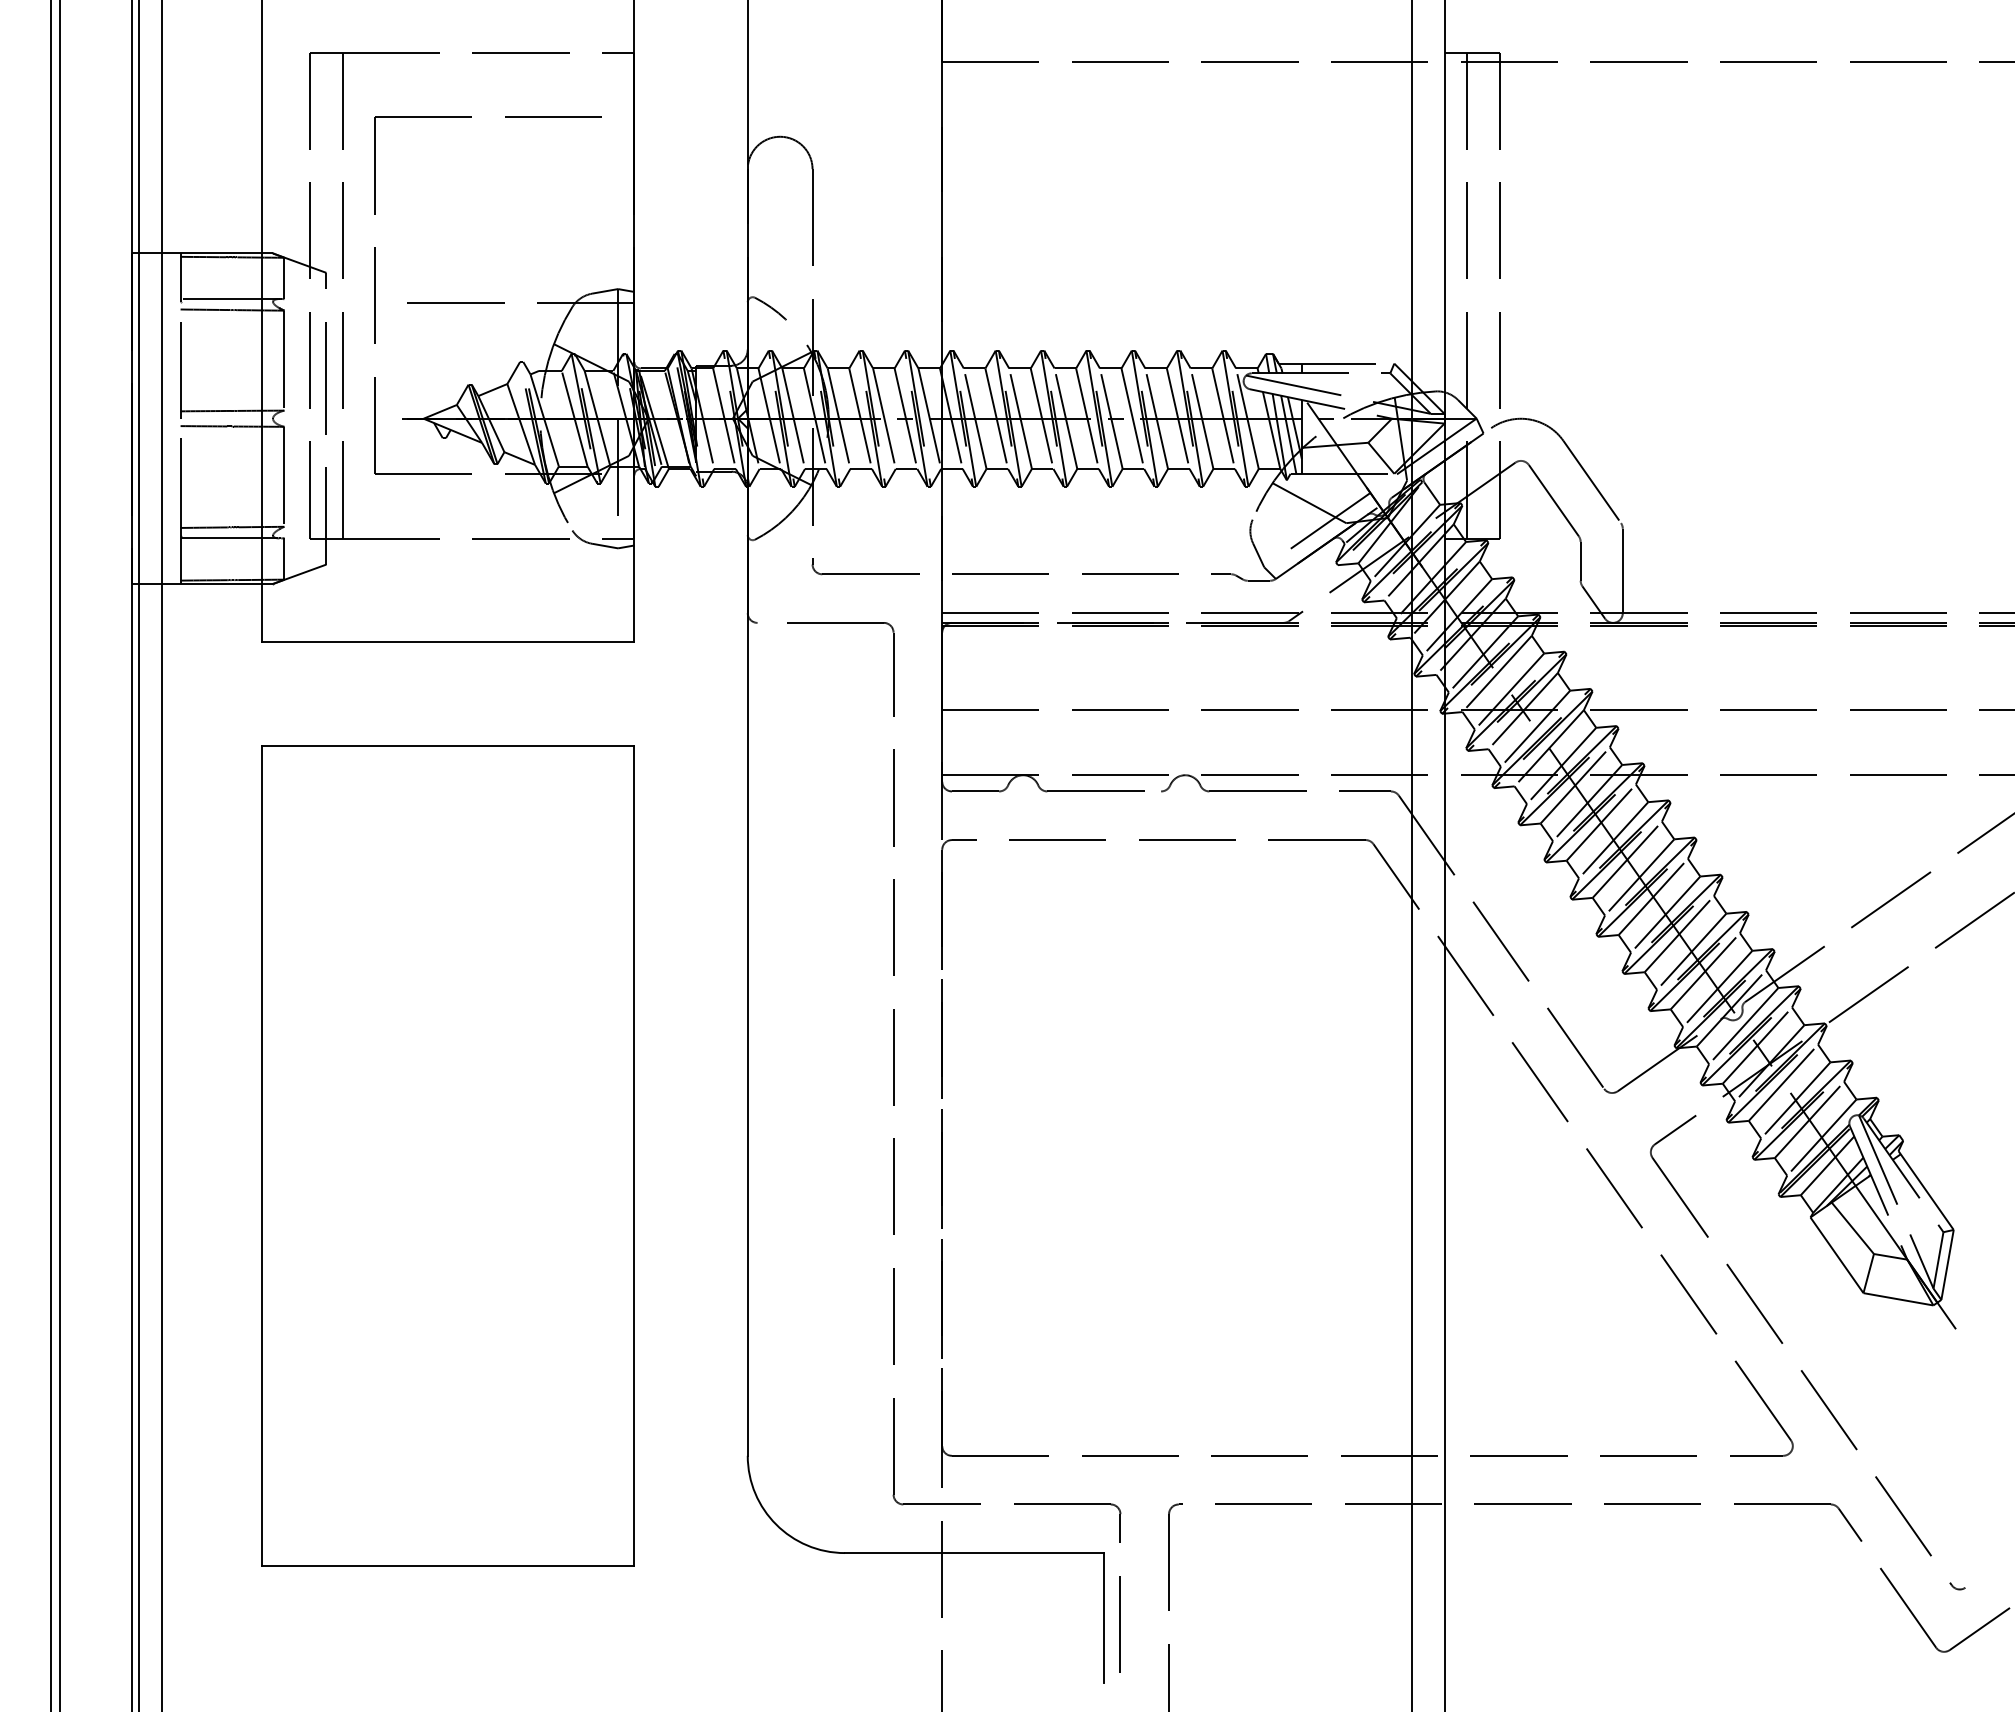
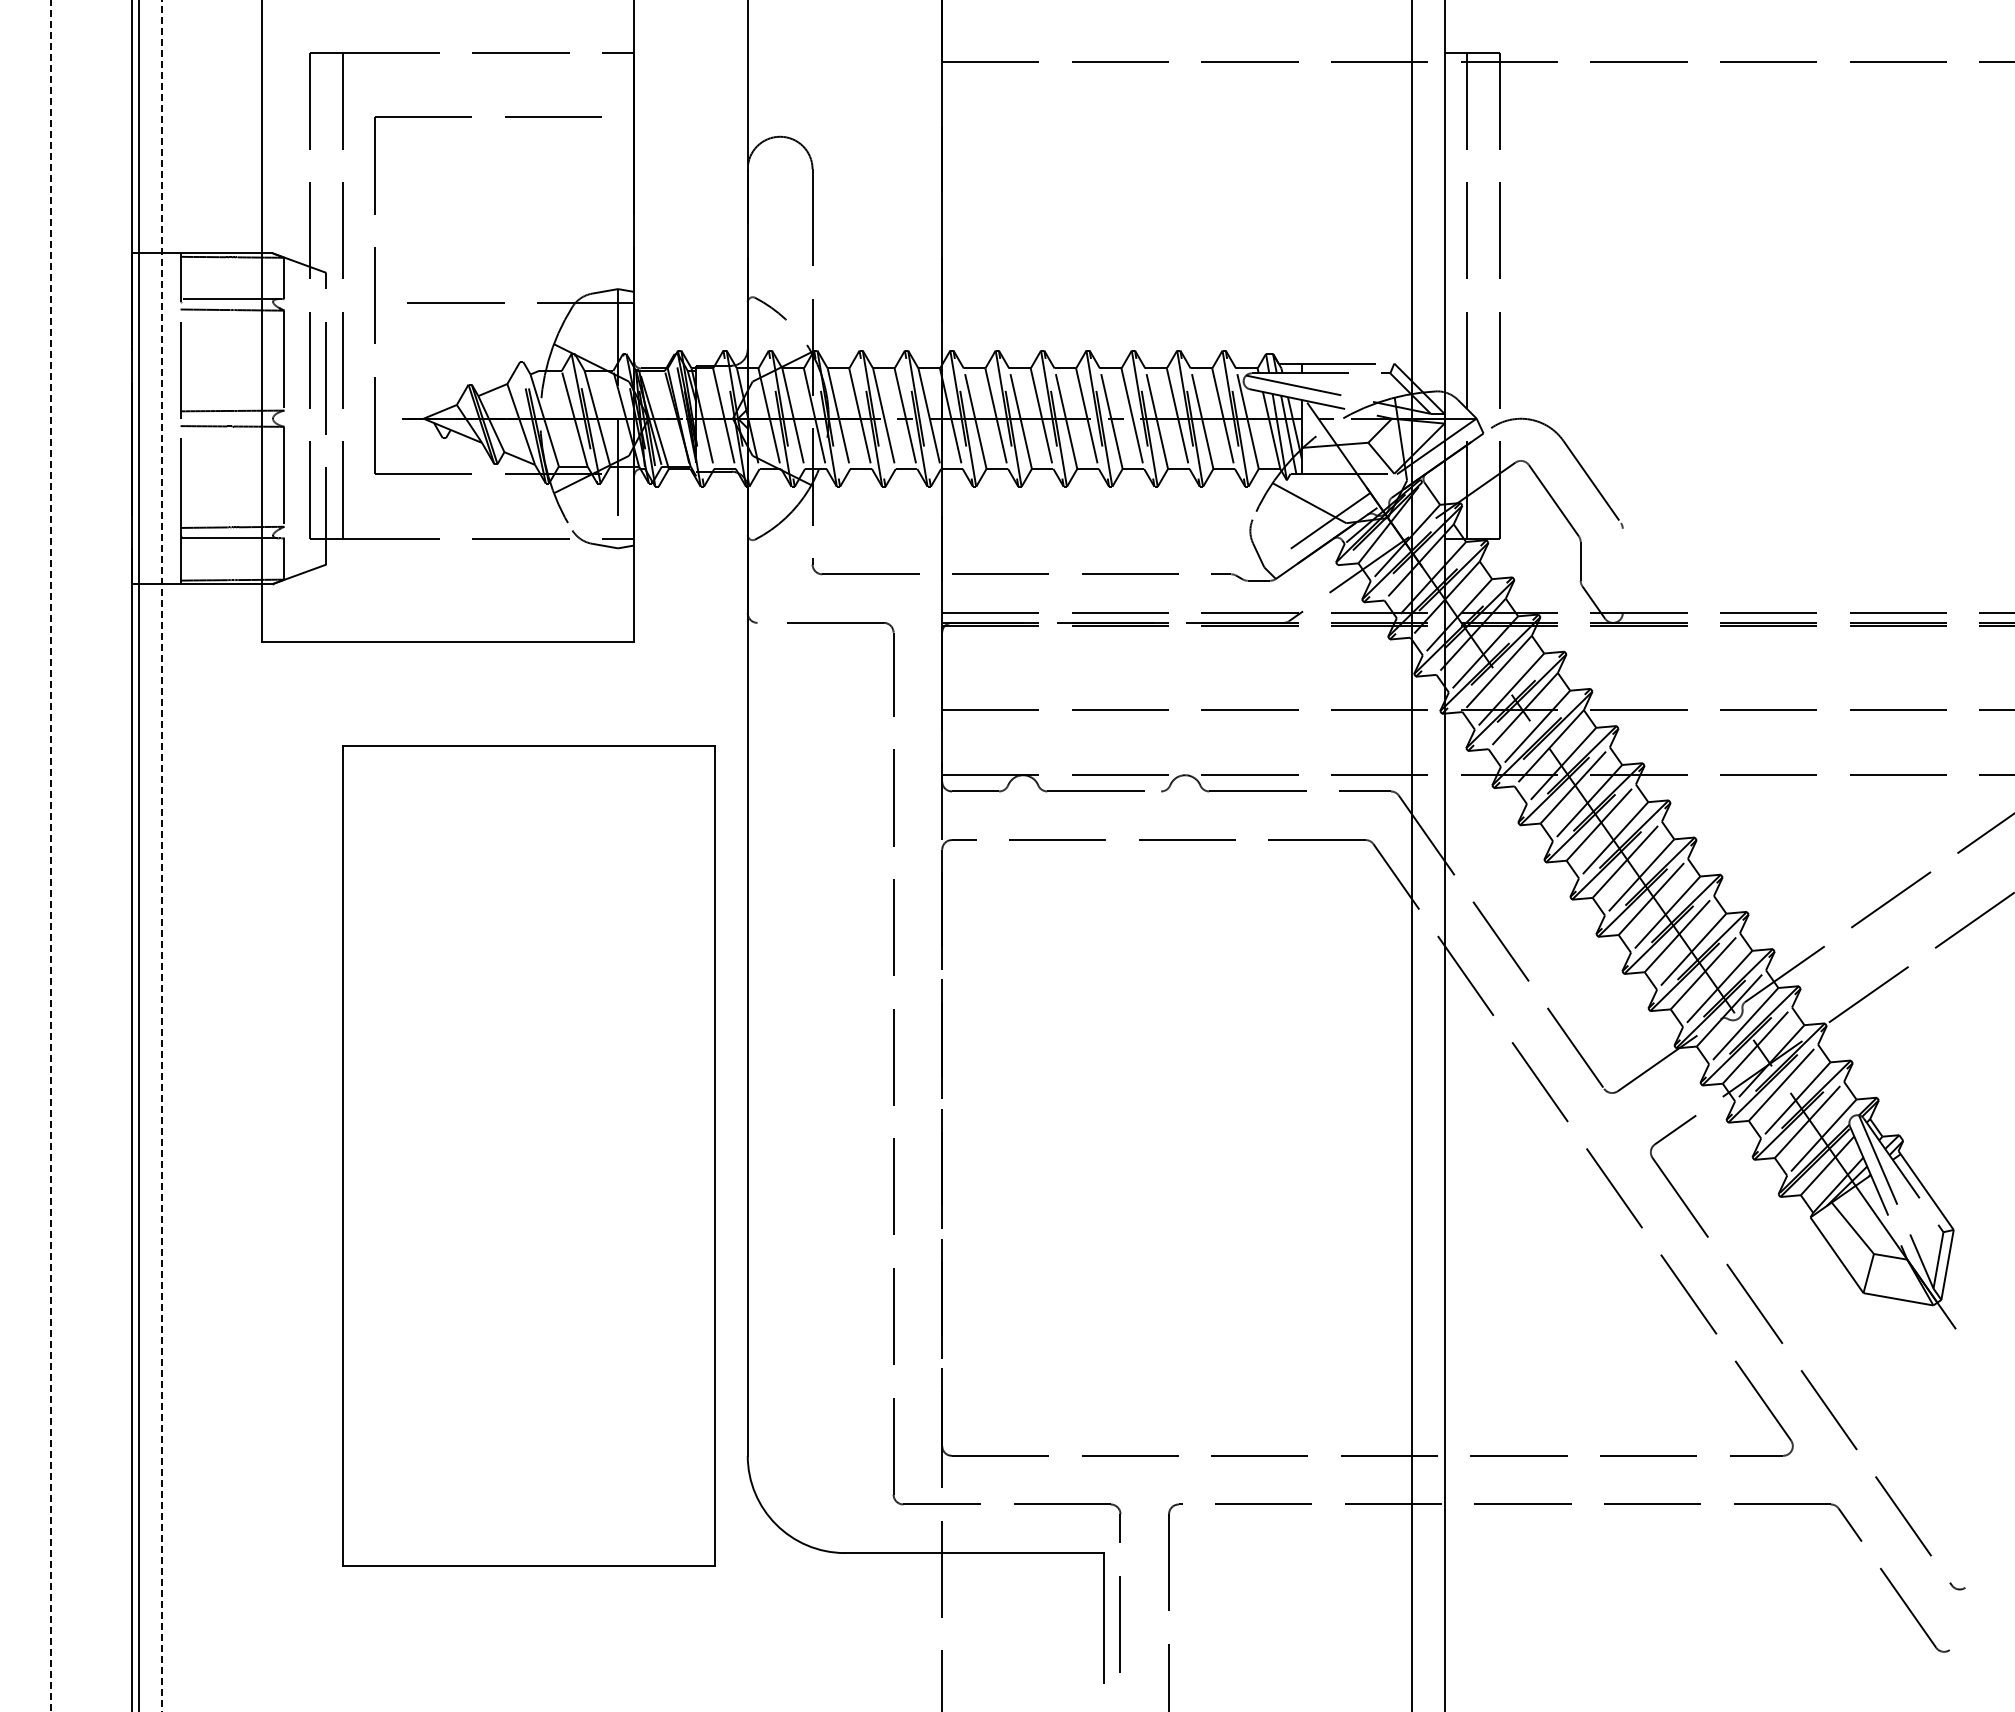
line: present -> none (1622, 570)
line: solid -> dashed (50, 855)
line: present -> none (60, 855)
line: solid -> dashed (161, 856)
part position: (447, 1155) -> (528, 1155) (528, 1155)
line: present -> none (1980, 1628)
